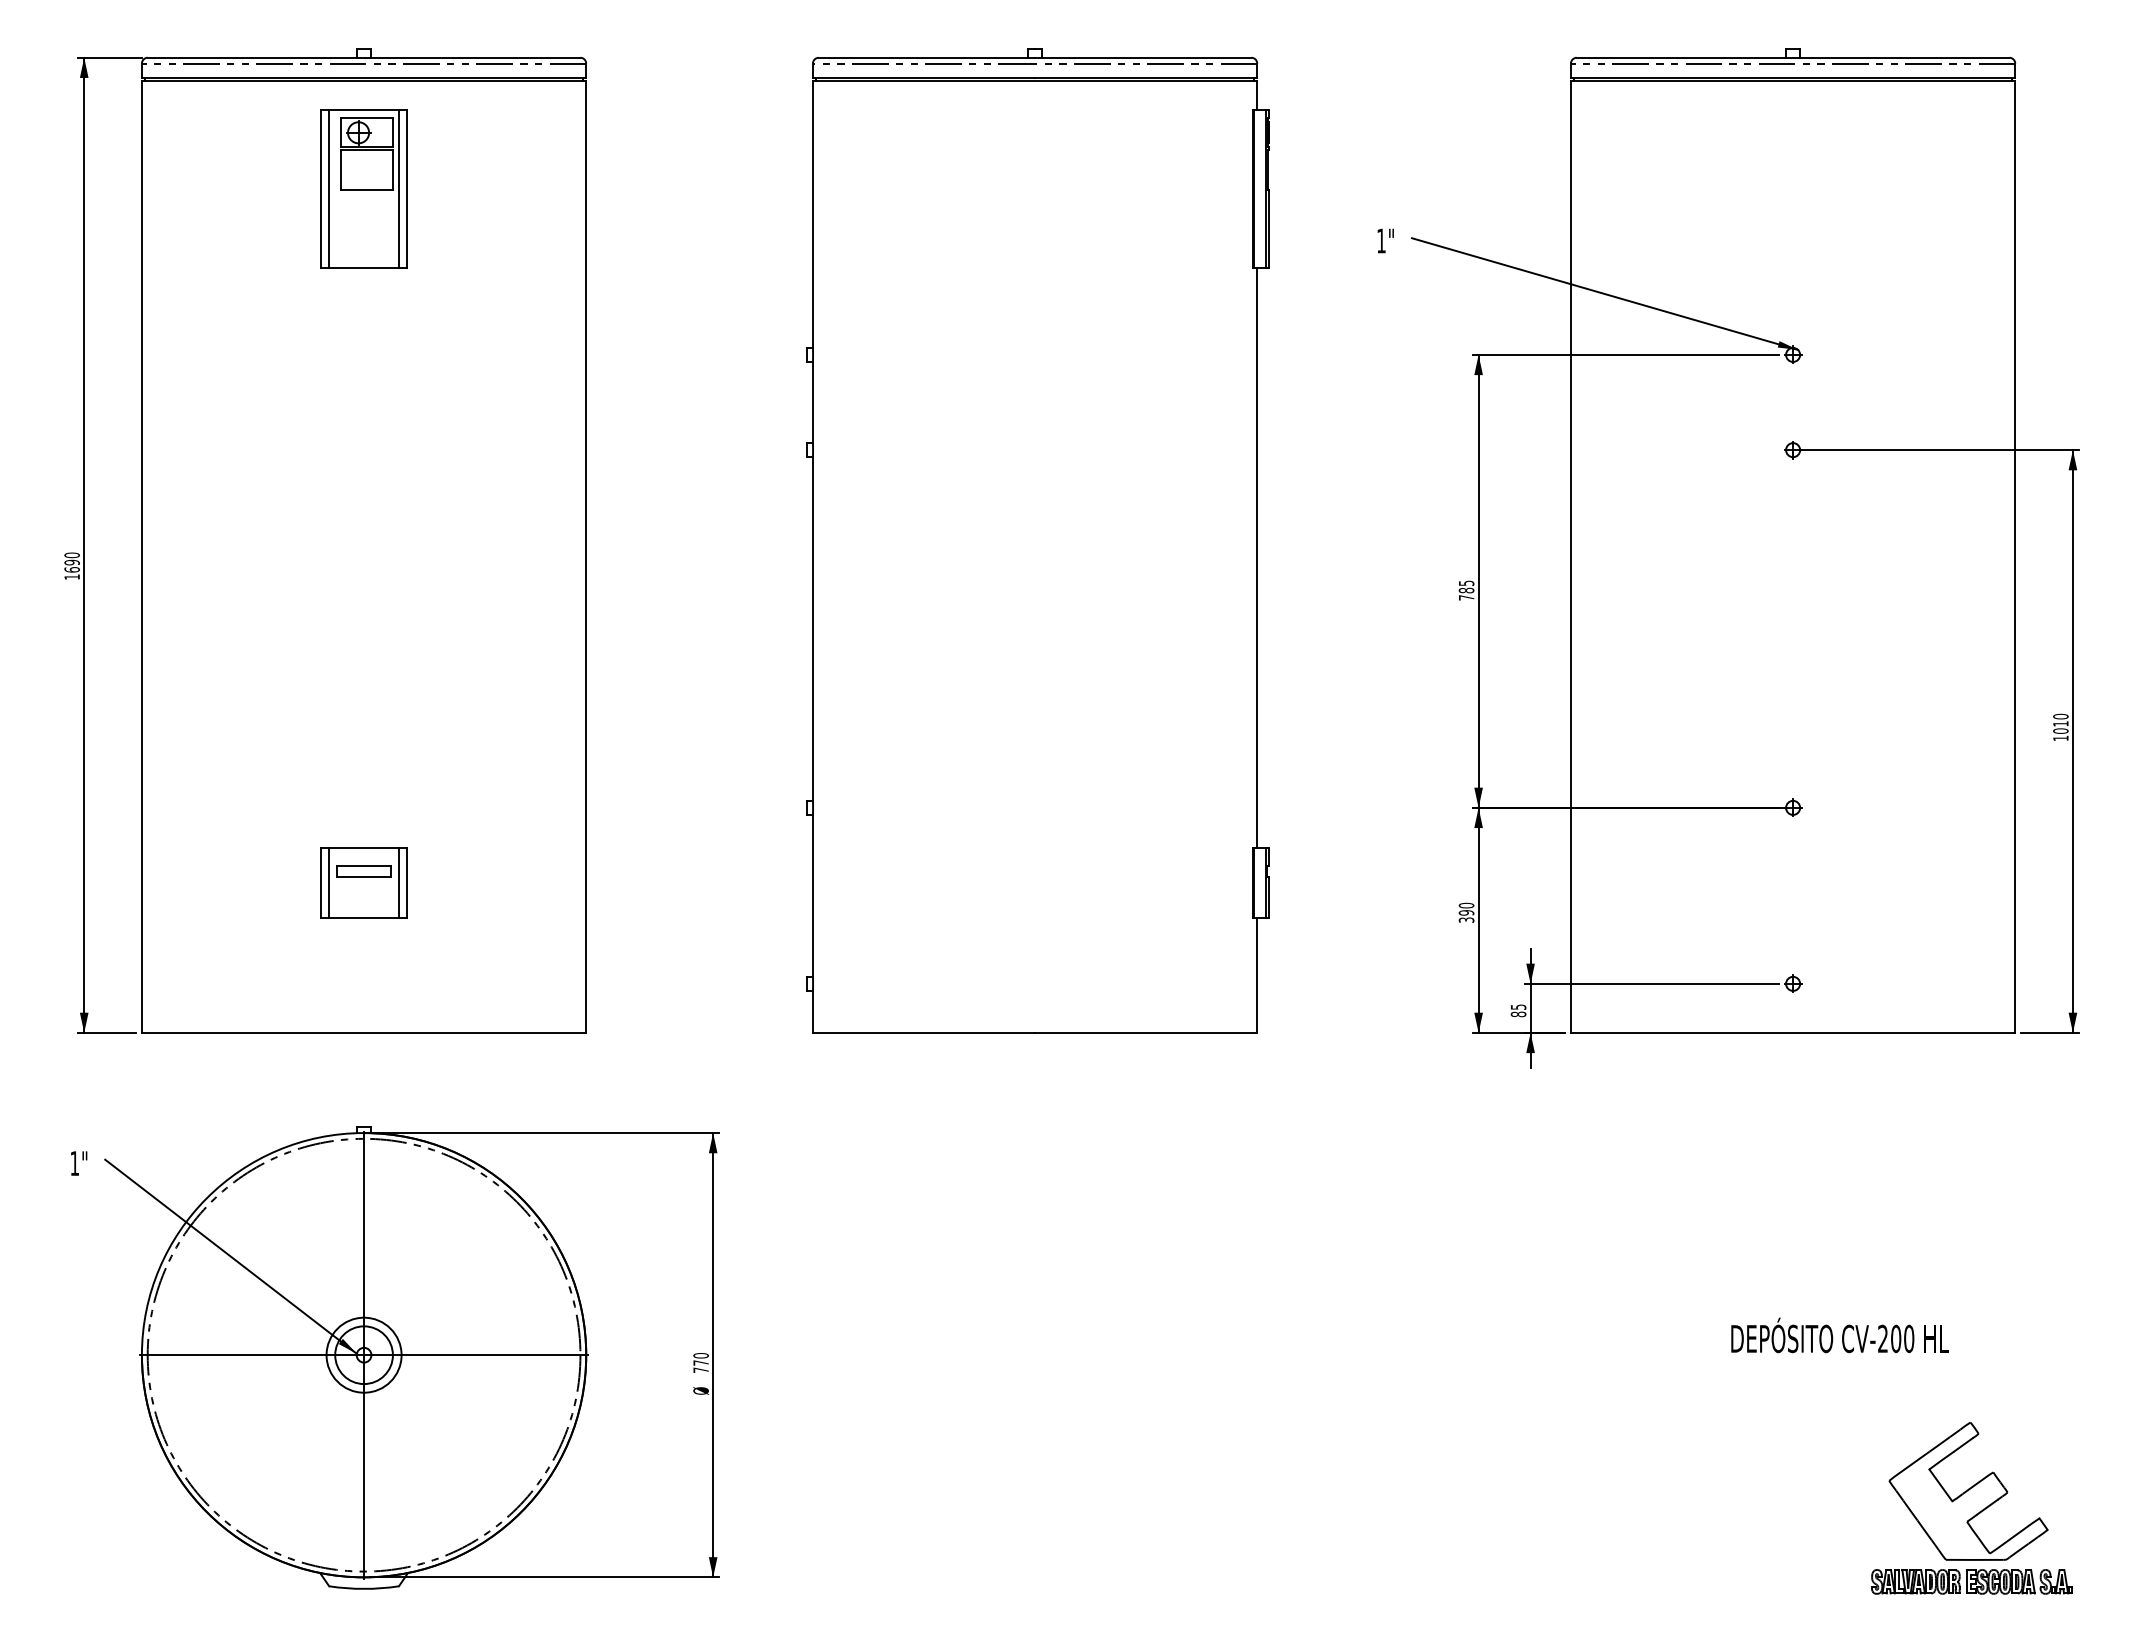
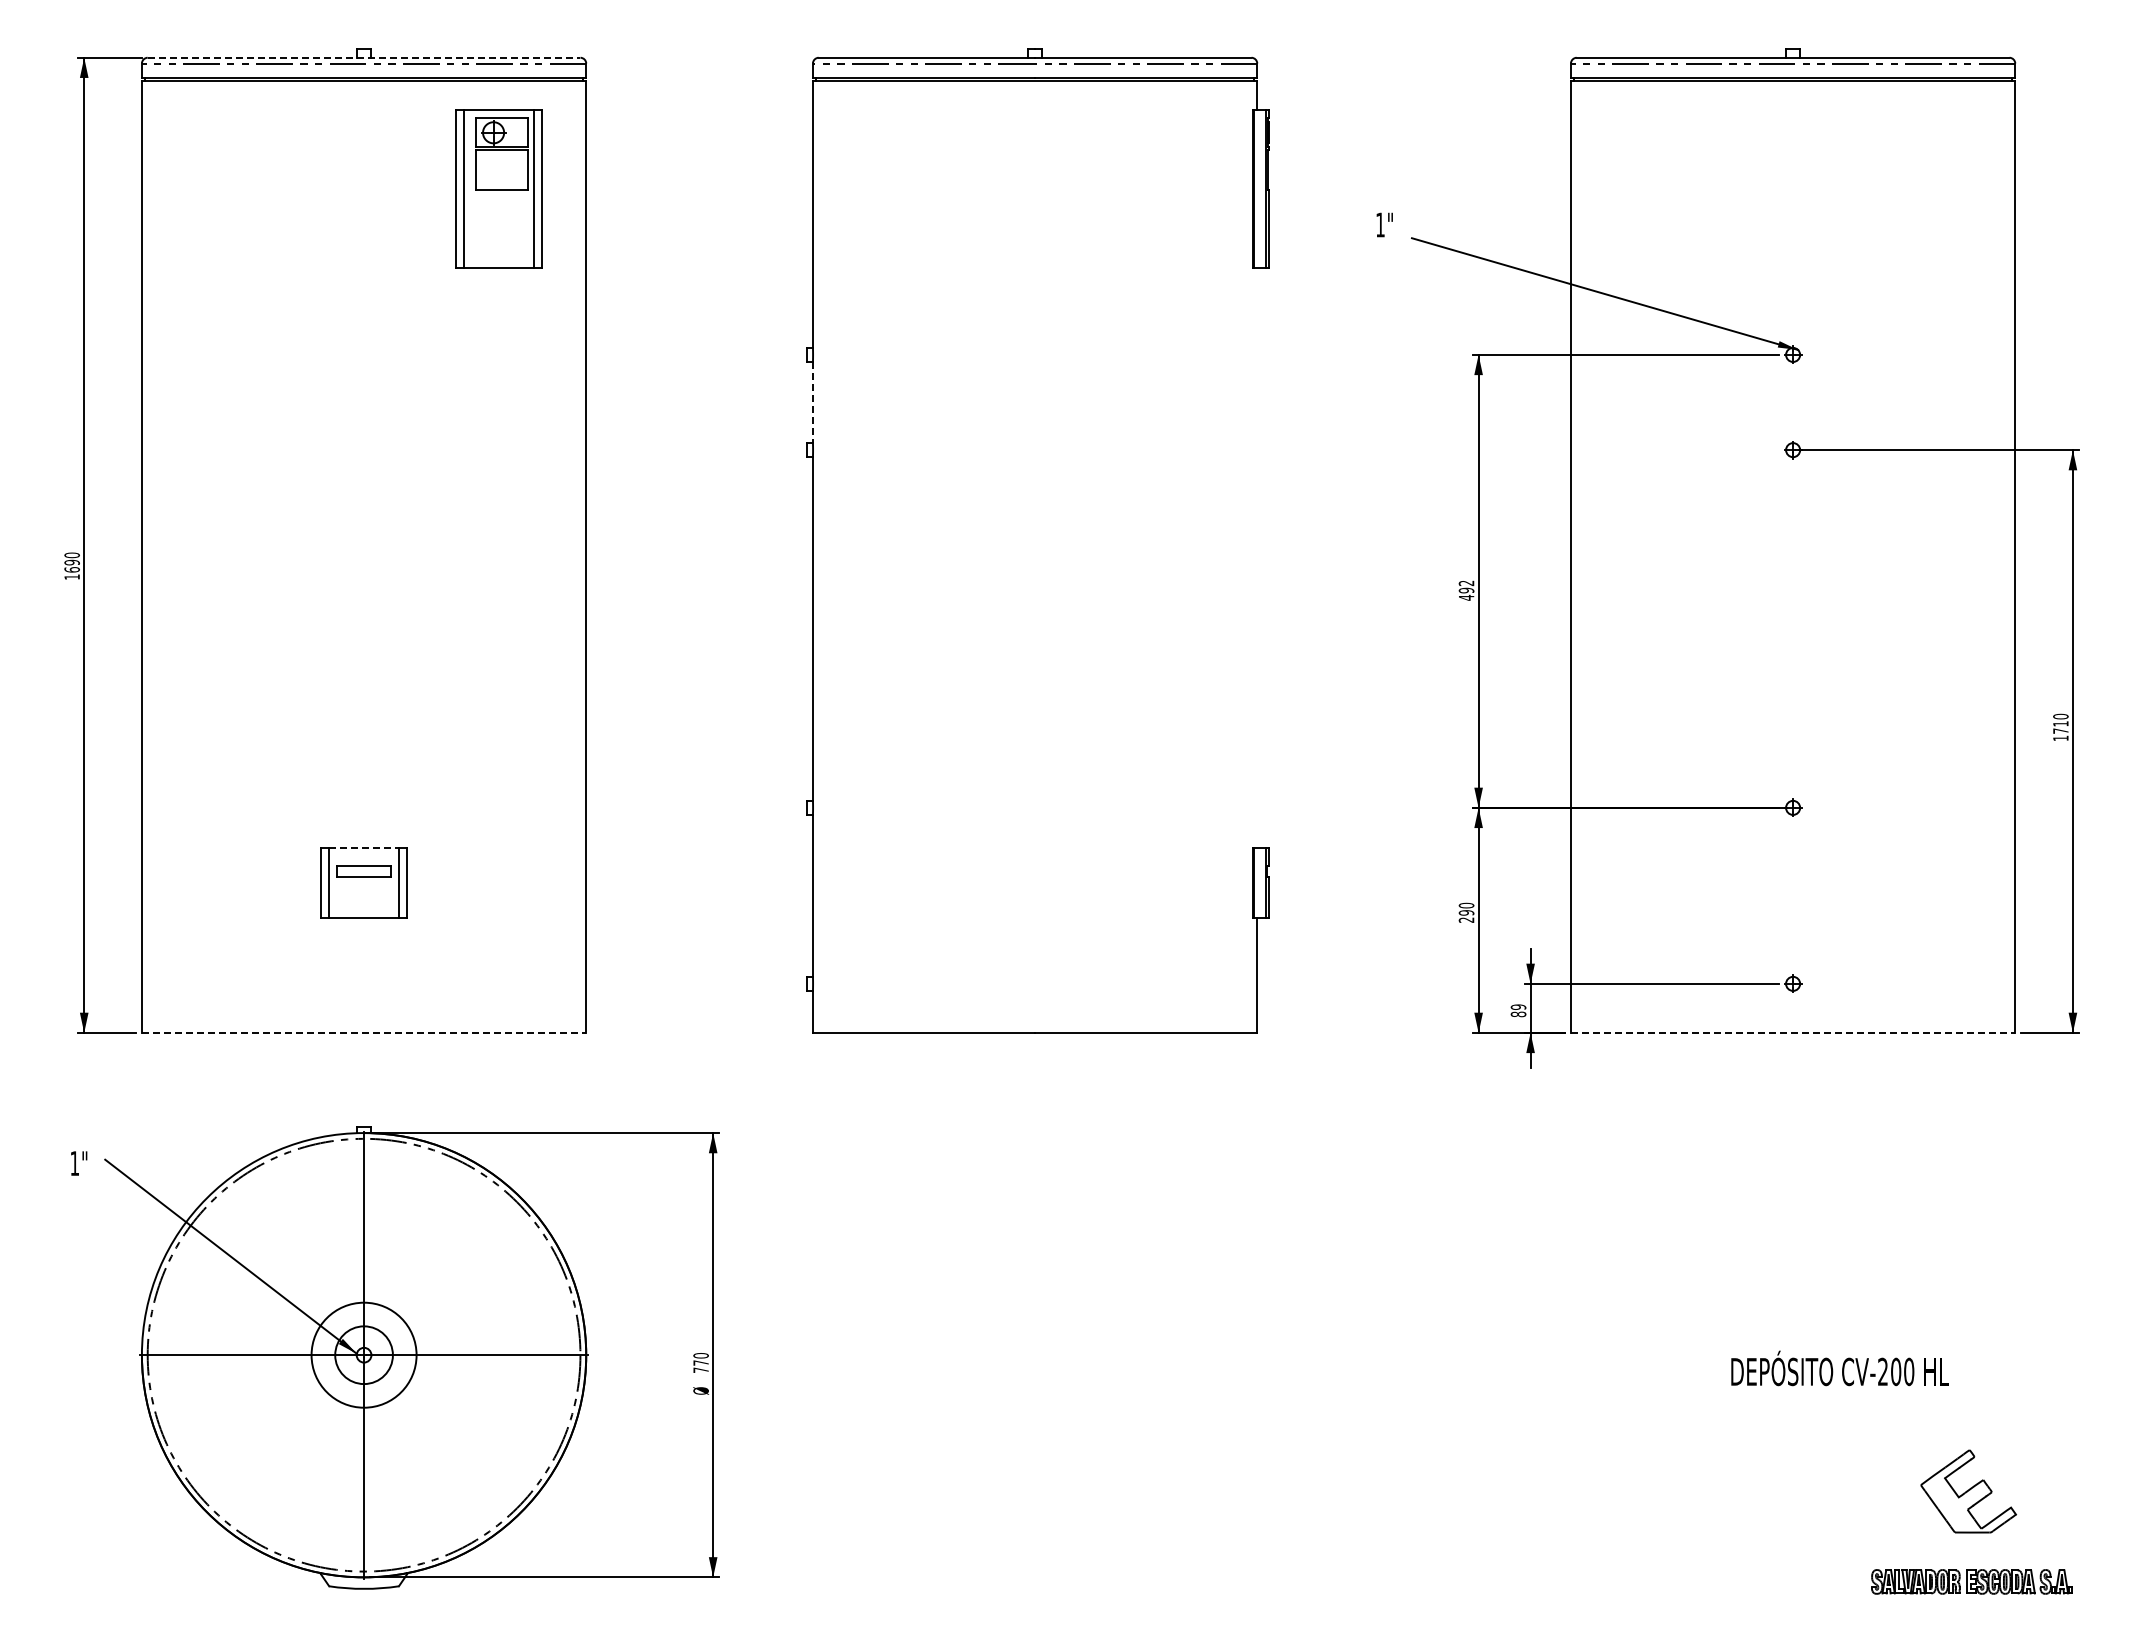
line: solid -> dashed (364, 57)
part position: (363, 188) -> (498, 188) (498, 188)
text position: (1385, 240) -> (1384, 224) (1384, 224)
line: solid -> dashed (812, 402)
line: present -> none (1257, 558)
text: 785 -> 492 (1466, 590)
text: 1010 -> 1710 (2060, 730)
line: solid -> dashed (364, 848)
text: 390 -> 290 (1466, 919)
text: 85 -> 89 (1517, 1006)
line: solid -> dashed (364, 1032)
line: solid -> dashed (1793, 1032)
text position: (1839, 1335) -> (1839, 1368) (1839, 1368)
circle diameter: 75 px -> 105 px (363, 1354)
part size: 161x139 px -> 97x85 px (1968, 1491)
